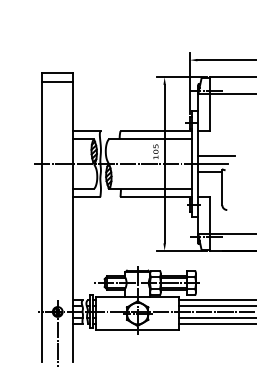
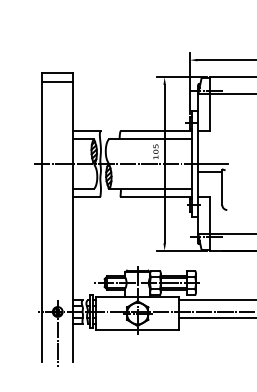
line: present -> none (216, 155)
line: present -> none (216, 306)
line: present -> none (216, 323)
